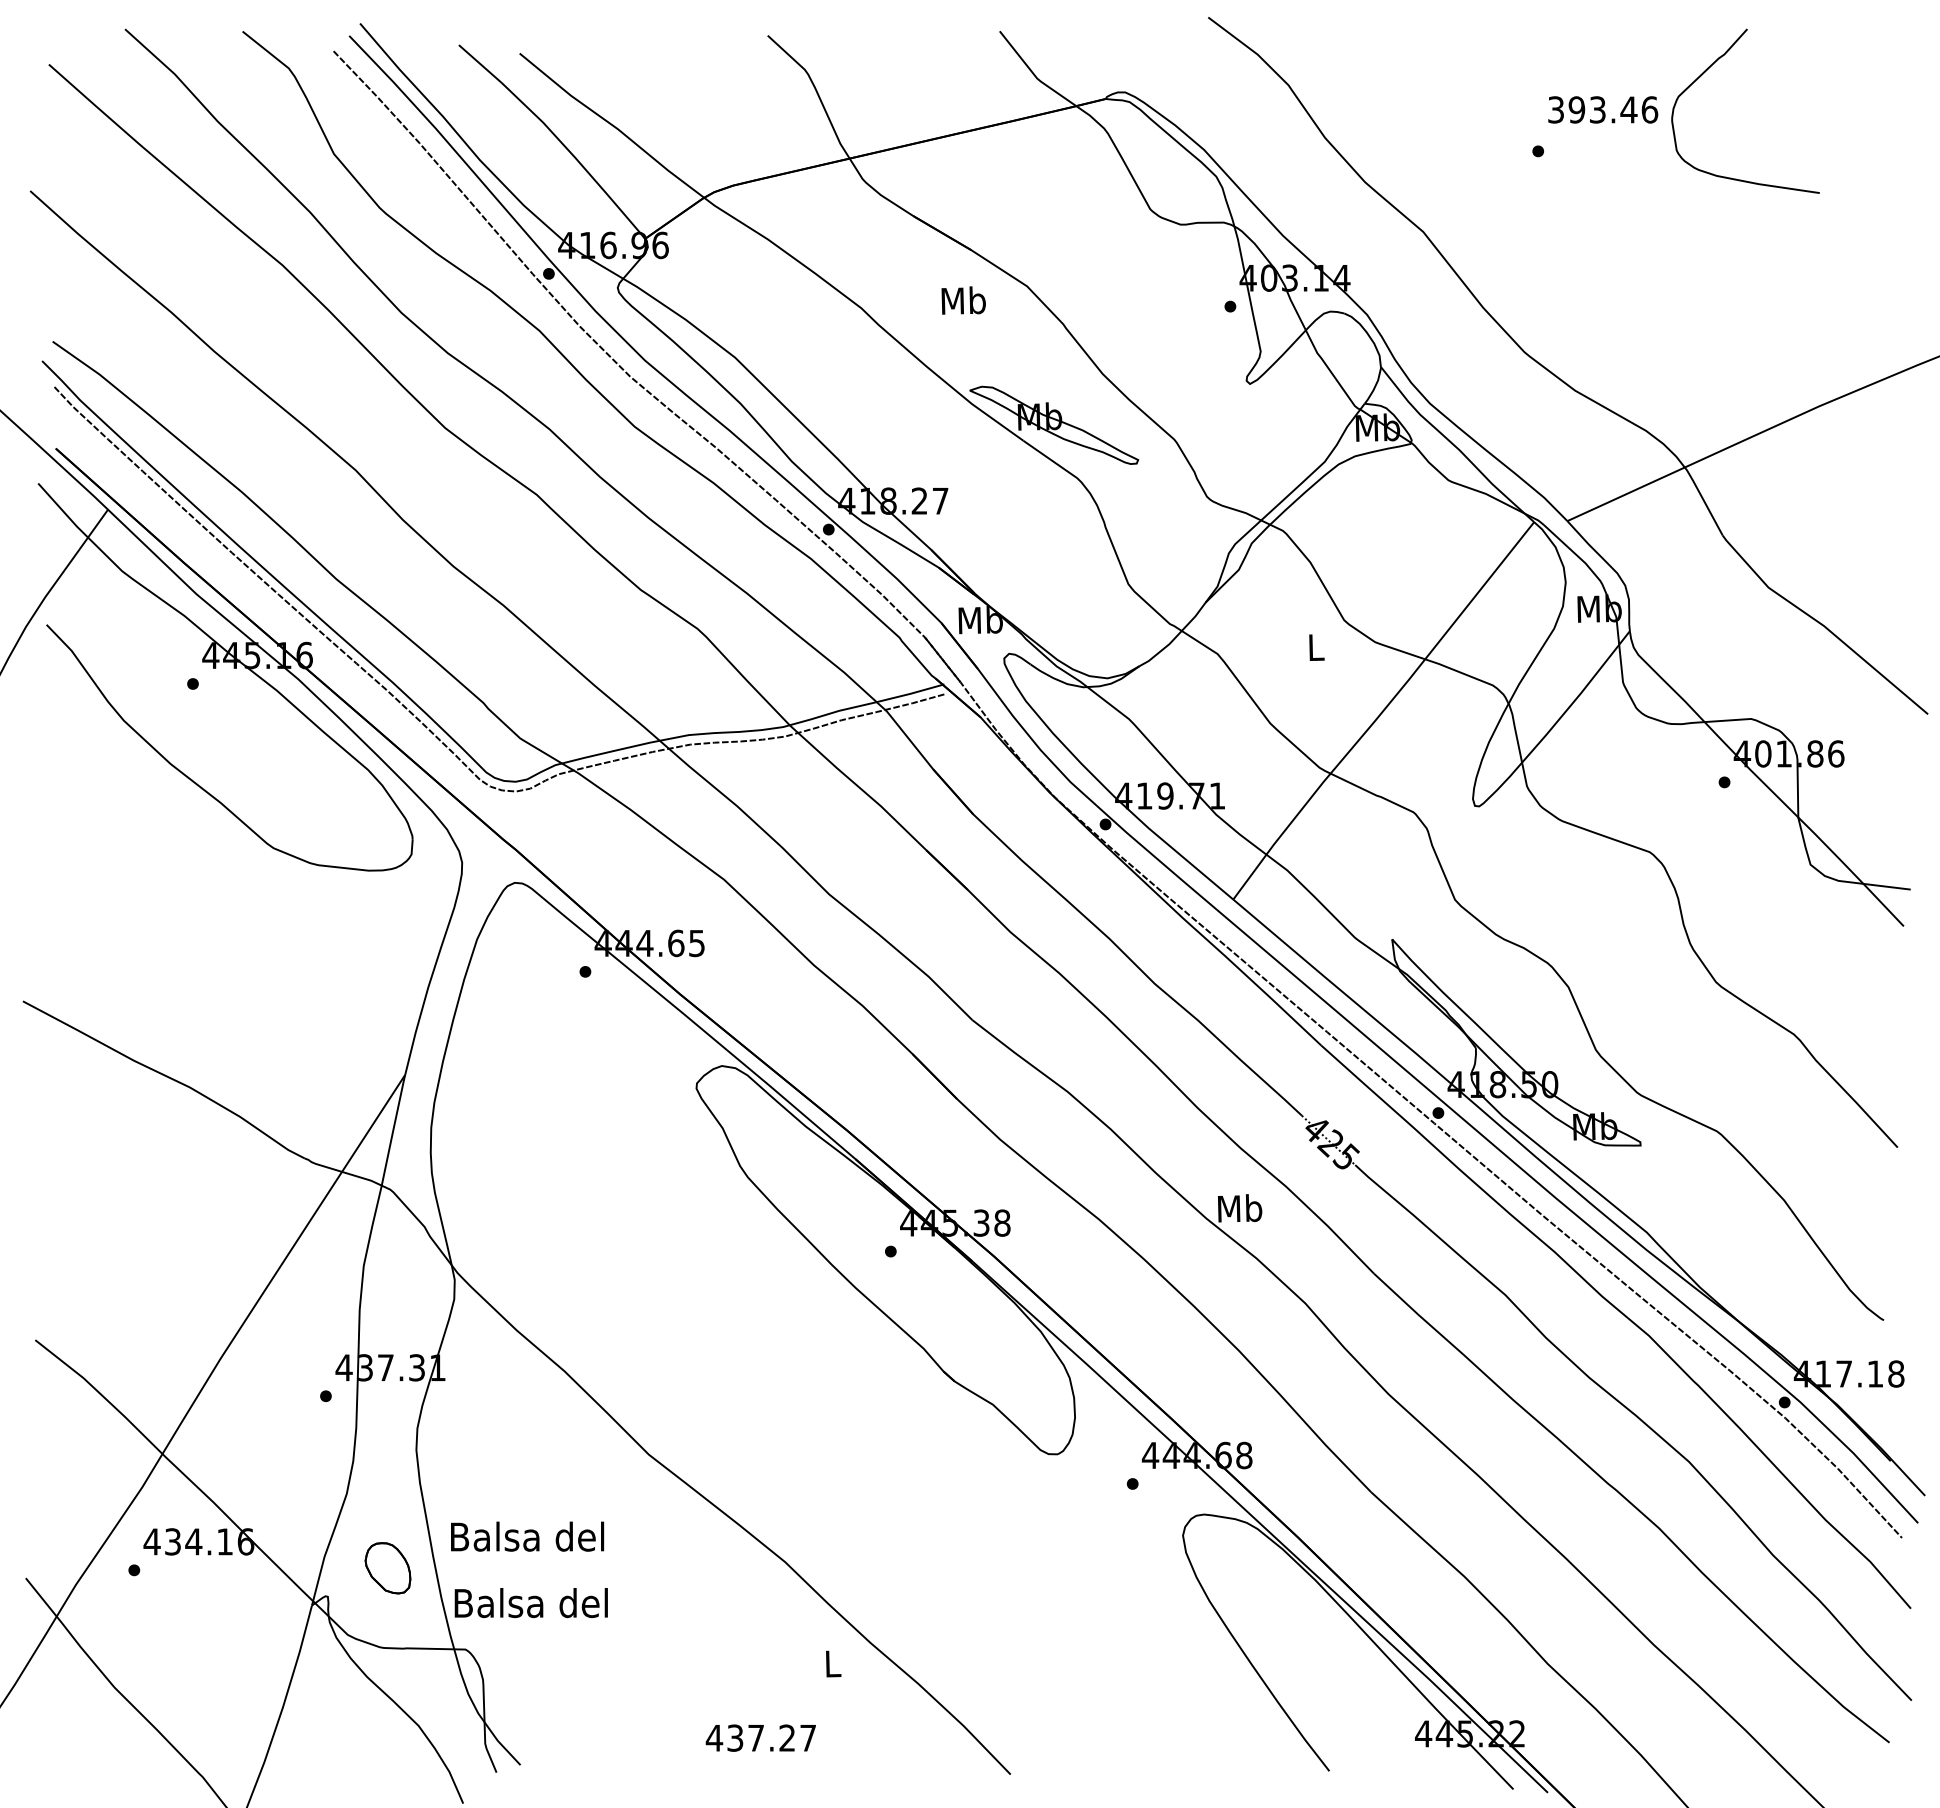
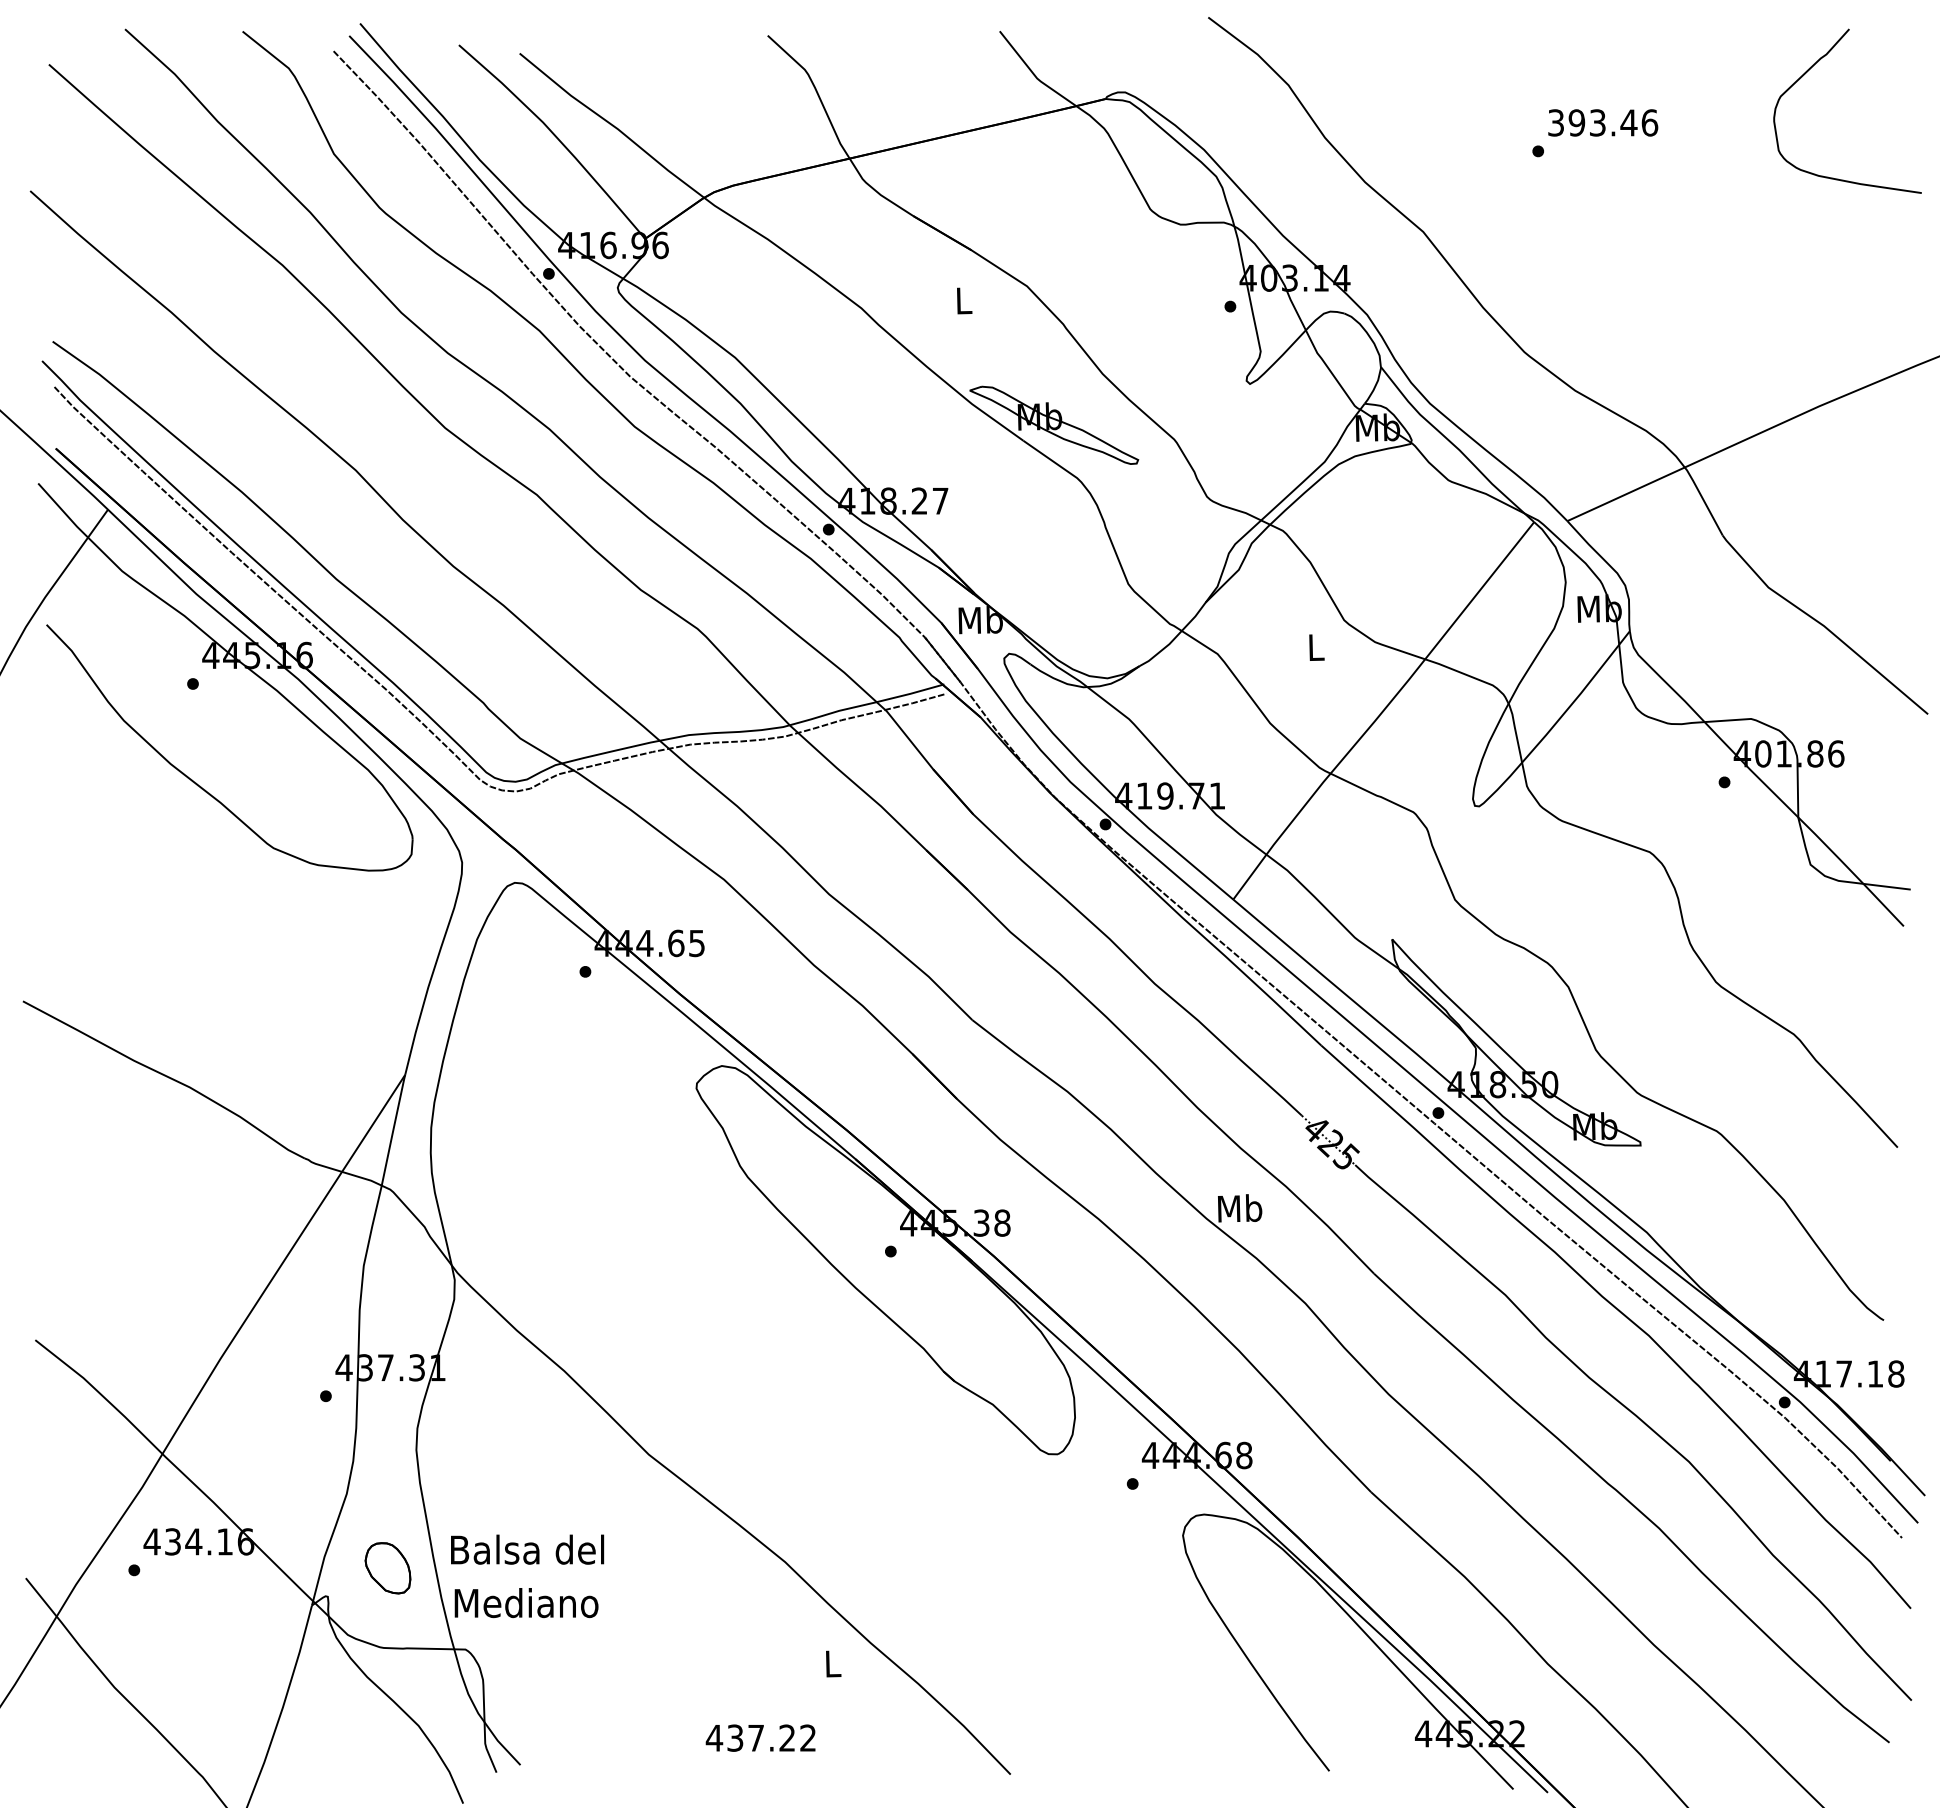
curve position: (1706, 71) -> (1808, 71) (1808, 71)
text position: (1603, 109) -> (1603, 122) (1603, 122)
text: Mb -> L (963, 300)
text position: (527, 1536) -> (527, 1549) (527, 1549)
text: Balsa del -> Mediano (532, 1603)
text: 437.27 -> 437.22 (807, 1737)
